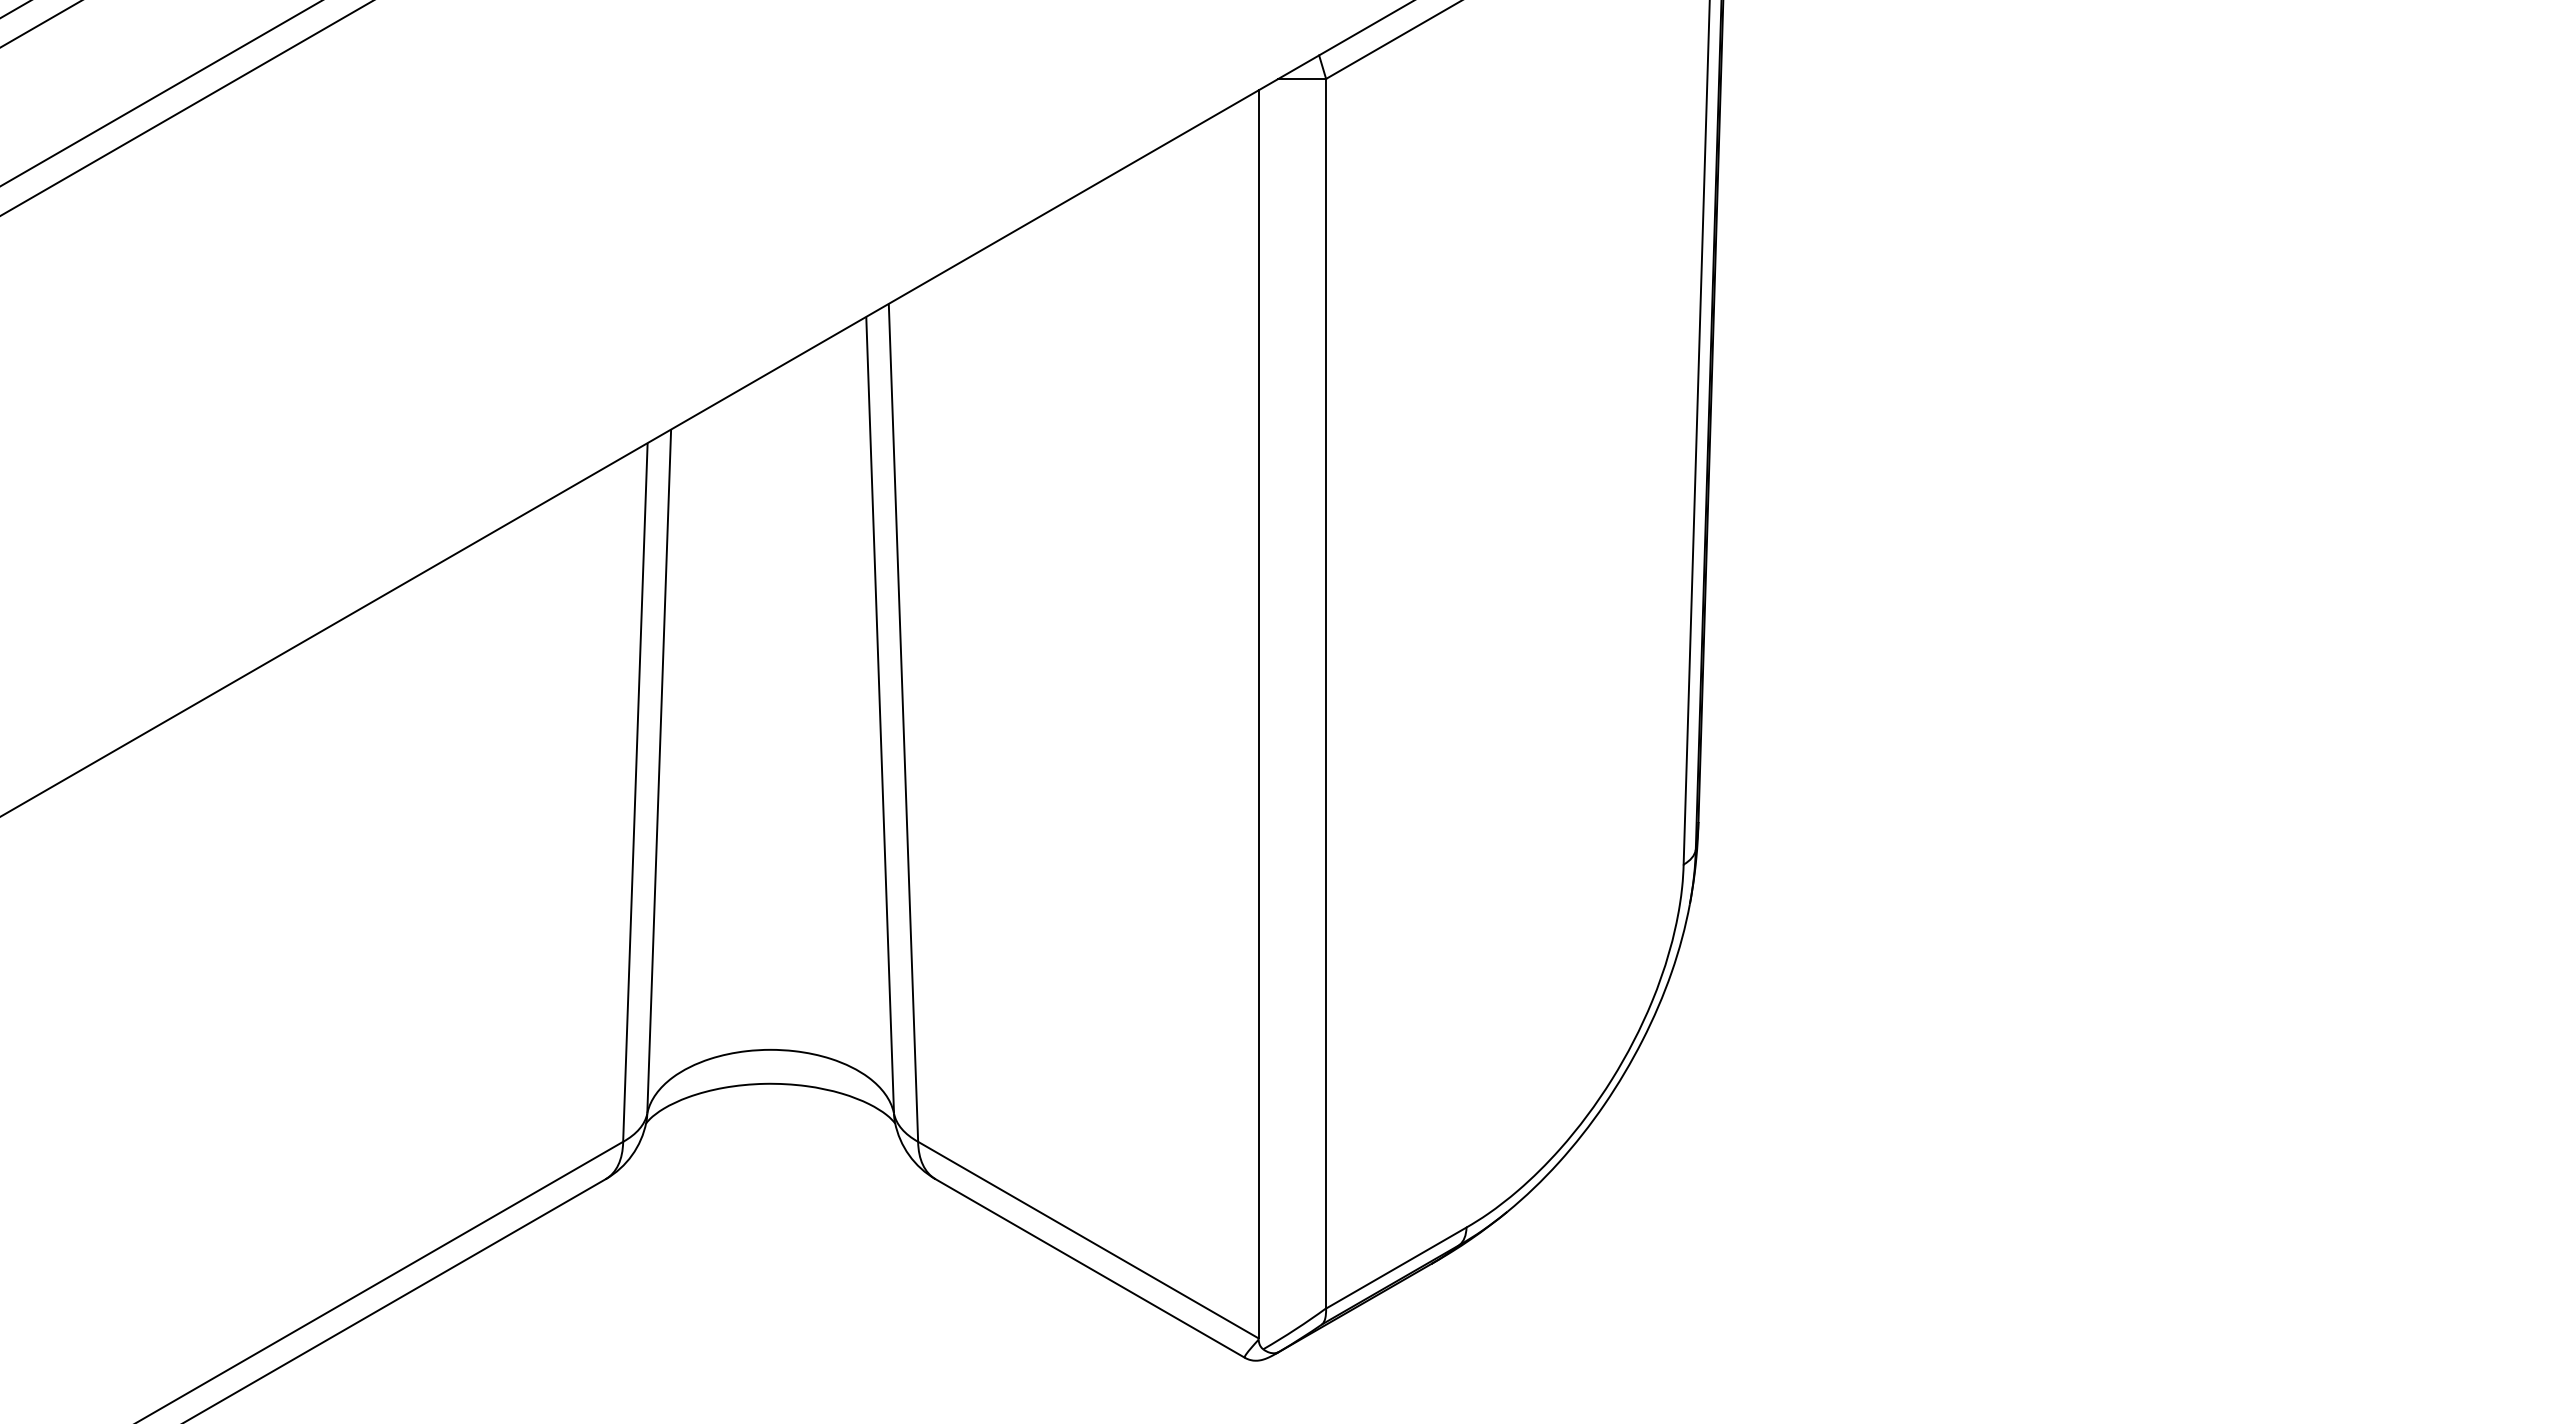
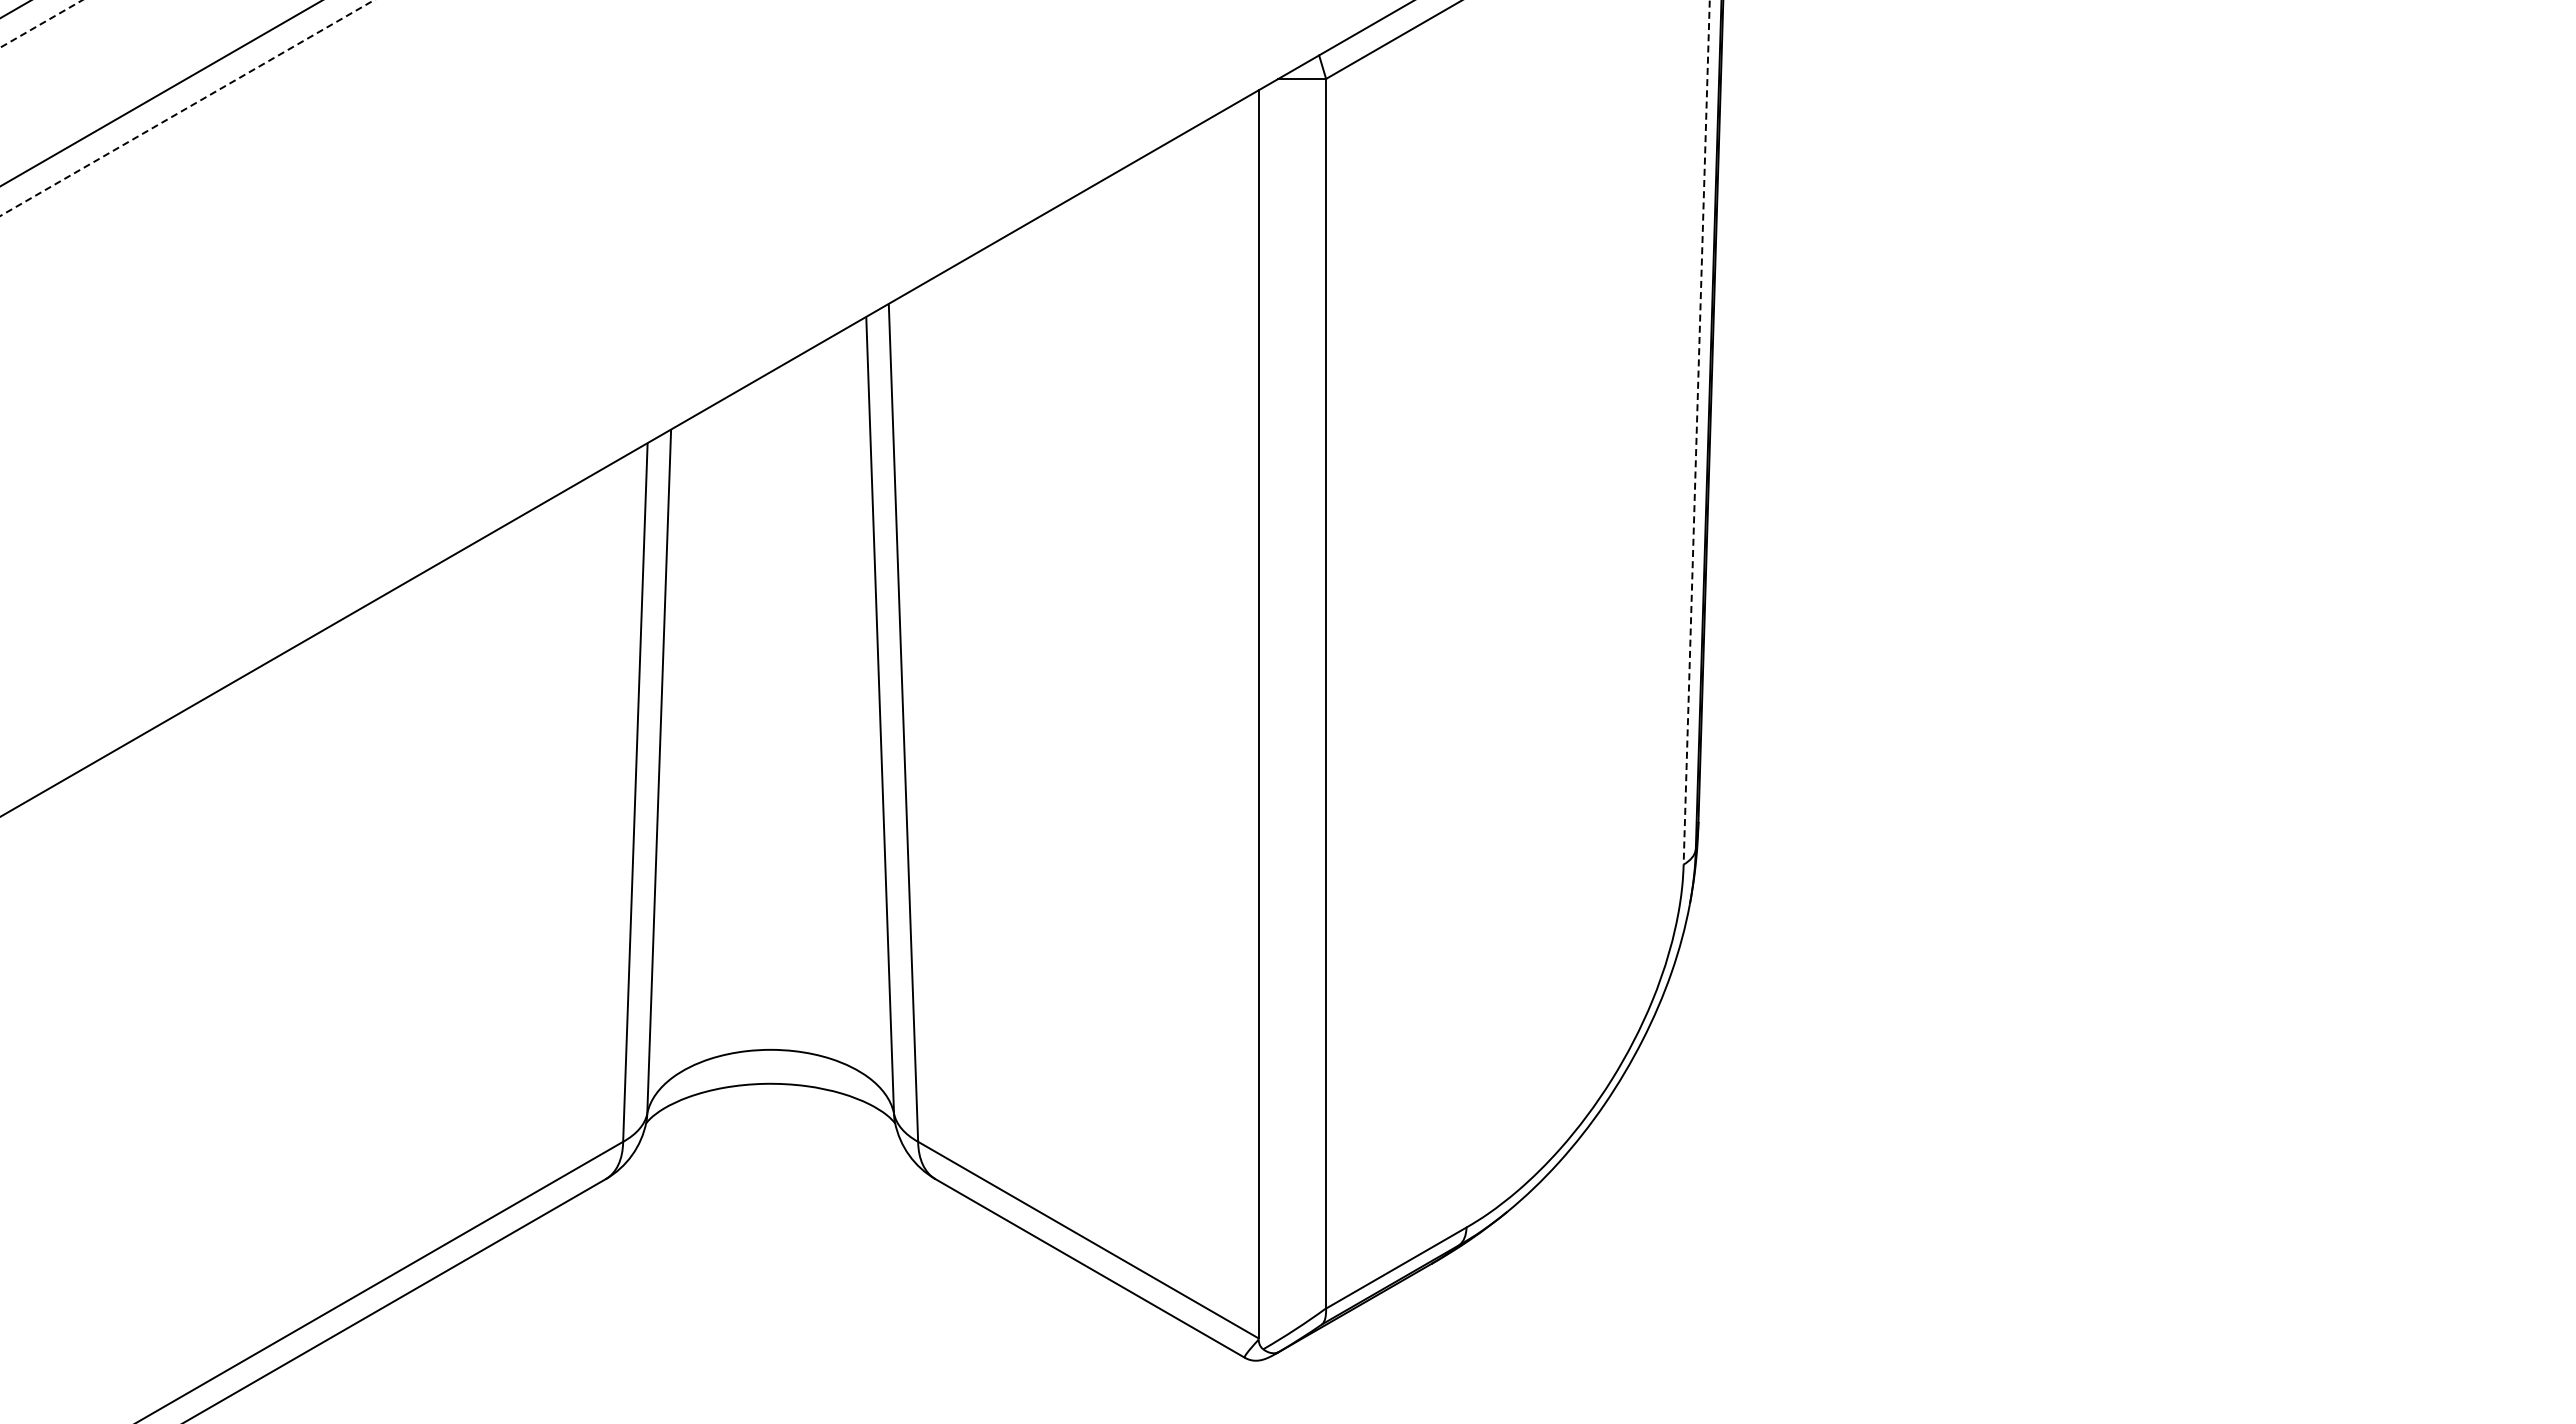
line: solid -> dashed (41, 23)
line: solid -> dashed (187, 107)
line: solid -> dashed (1696, 433)
